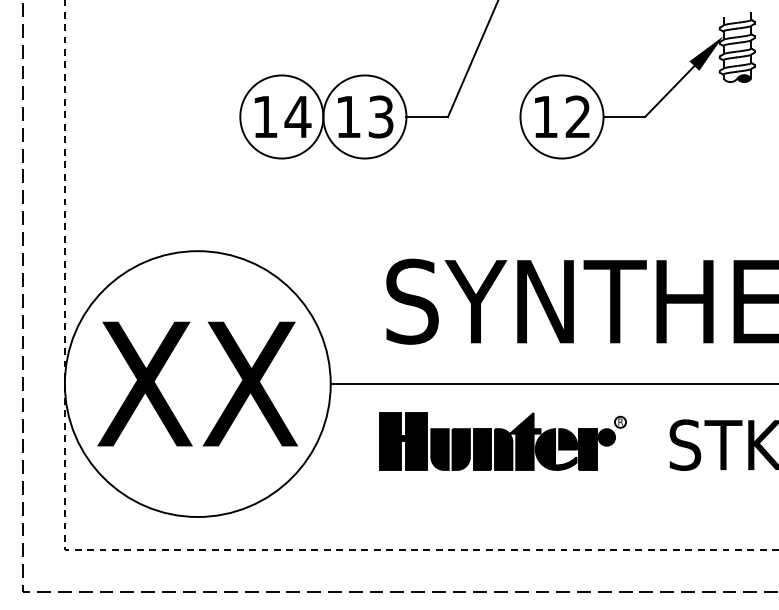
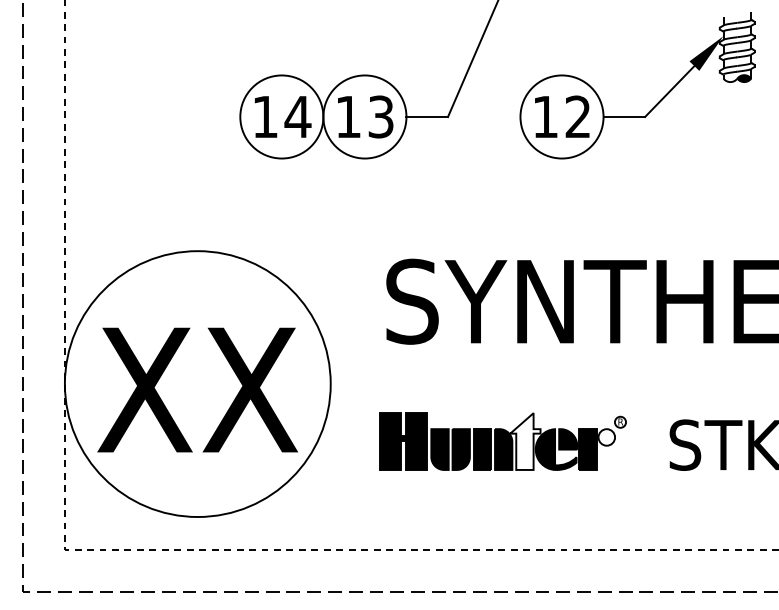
text position: (197, 383) -> (197, 389) (197, 389)
line: present -> none (552, 384)
fill: present -> none (606, 437)
fill: present -> none (525, 441)
